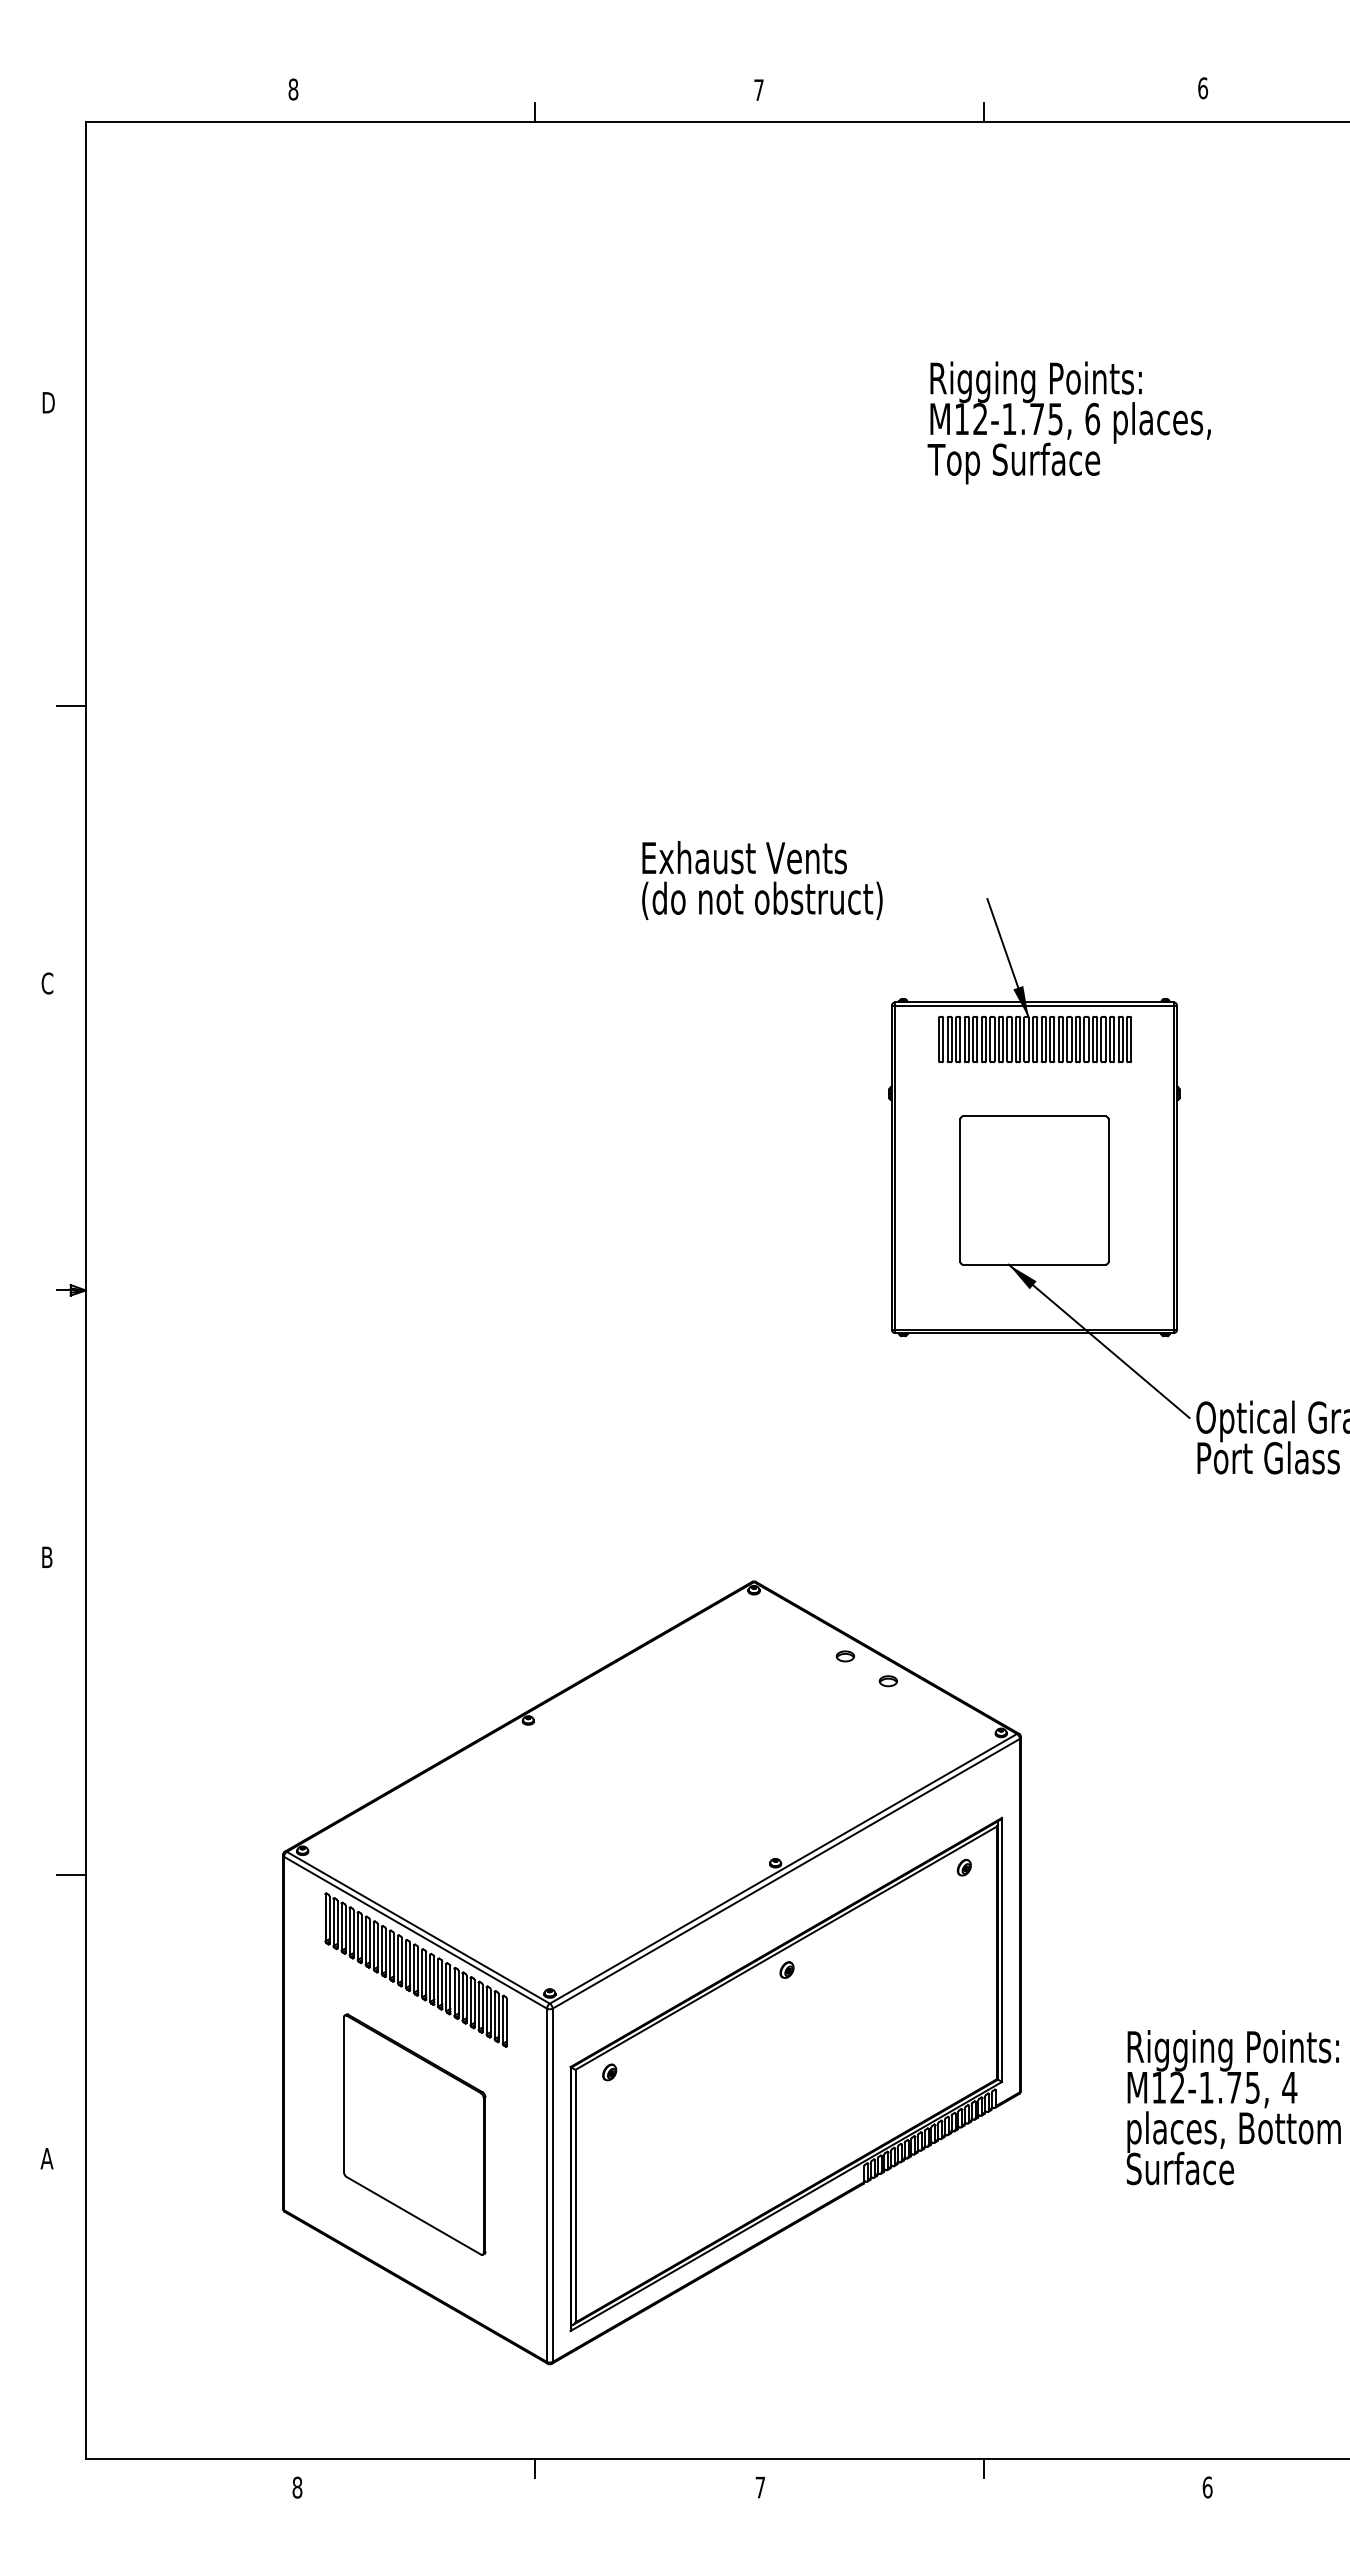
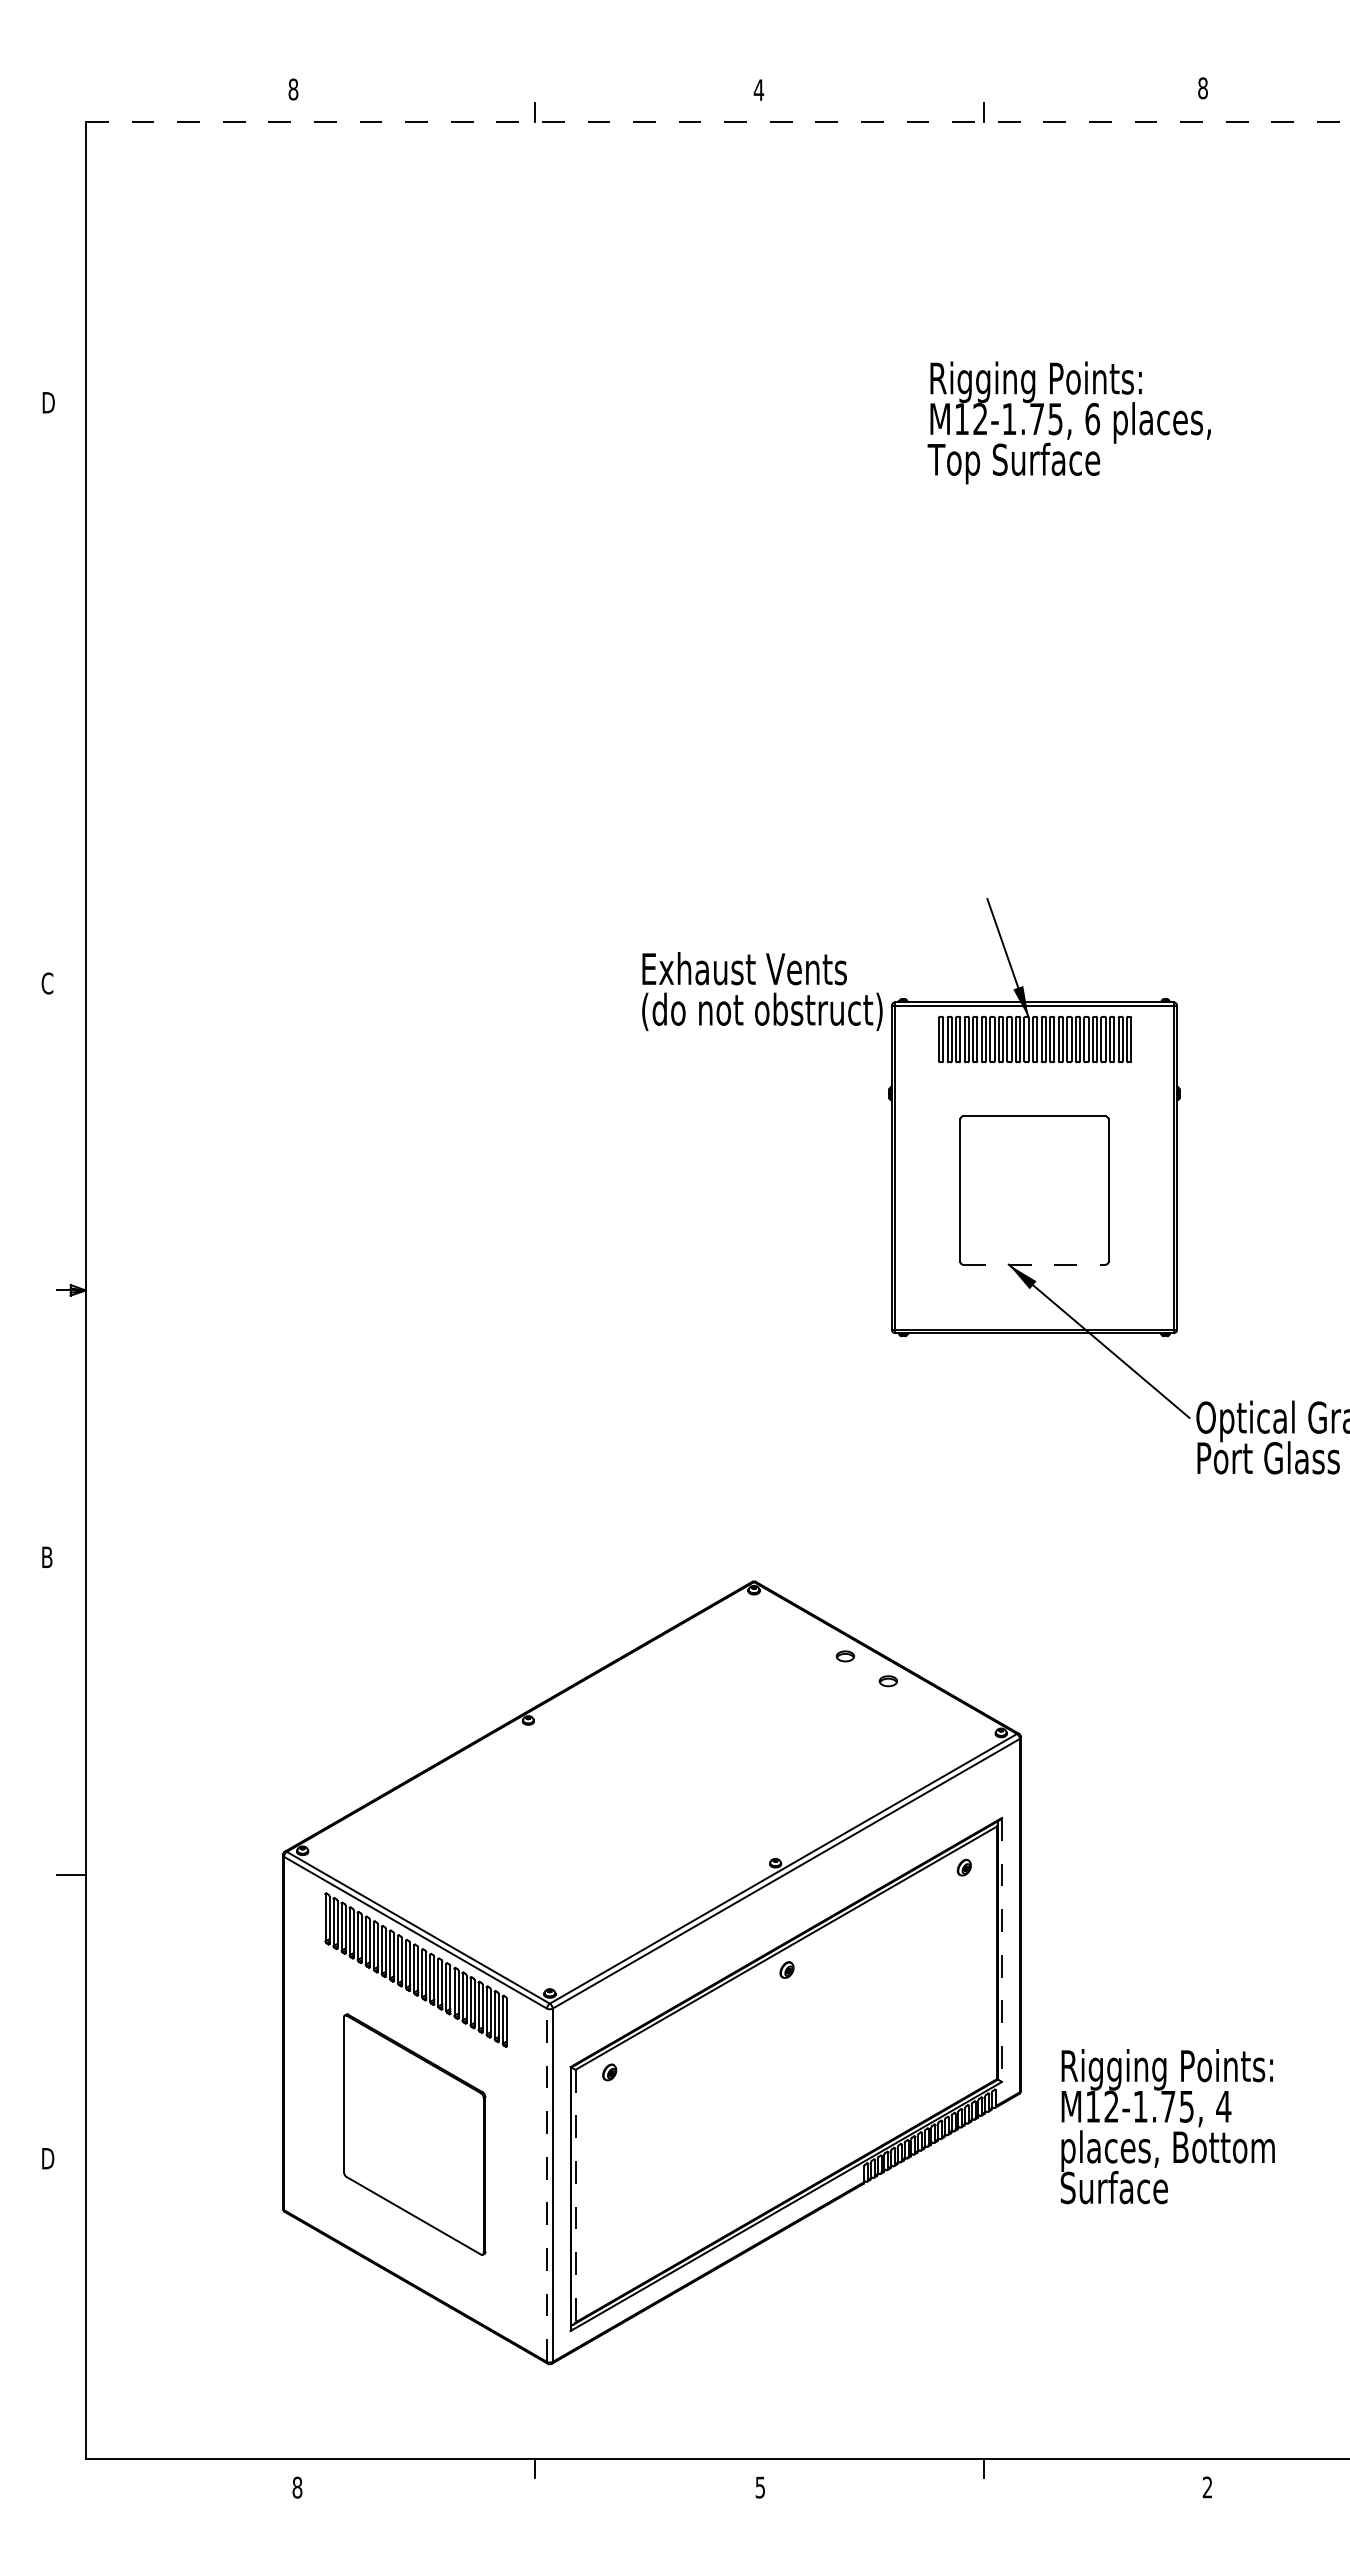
text: 6 -> 8 (1203, 88)
text: 7 -> 4 (758, 89)
line: solid -> dashed (717, 122)
line: present -> none (71, 706)
text position: (762, 880) -> (762, 991) (762, 991)
line: solid -> dashed (1034, 1264)
line: solid -> dashed (1002, 1950)
text position: (1233, 2107) -> (1167, 2126) (1167, 2126)
text: A -> D (47, 2158)
line: solid -> dashed (547, 2185)
line: solid -> dashed (575, 2196)
text: 7 -> 5 (760, 2487)
text: 6 -> 2 (1207, 2487)
